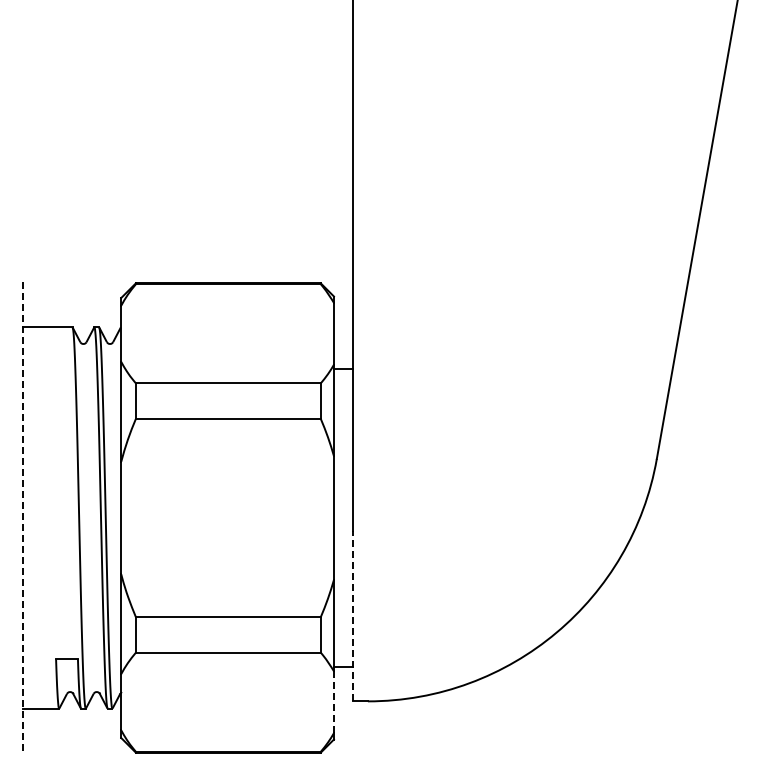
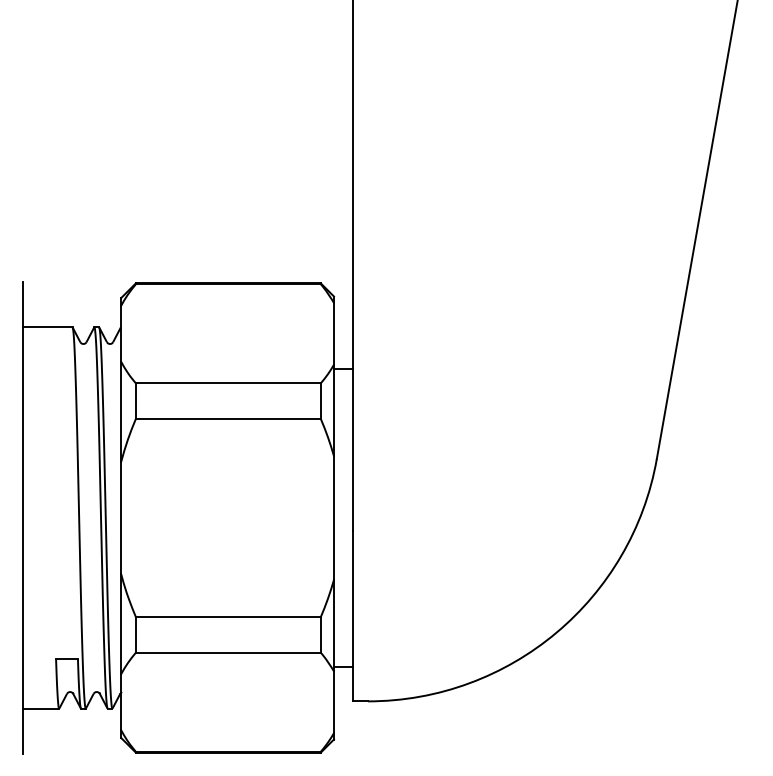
line: dashed -> solid (23, 518)
line: dashed -> solid (353, 615)
line: dashed -> solid (333, 702)
